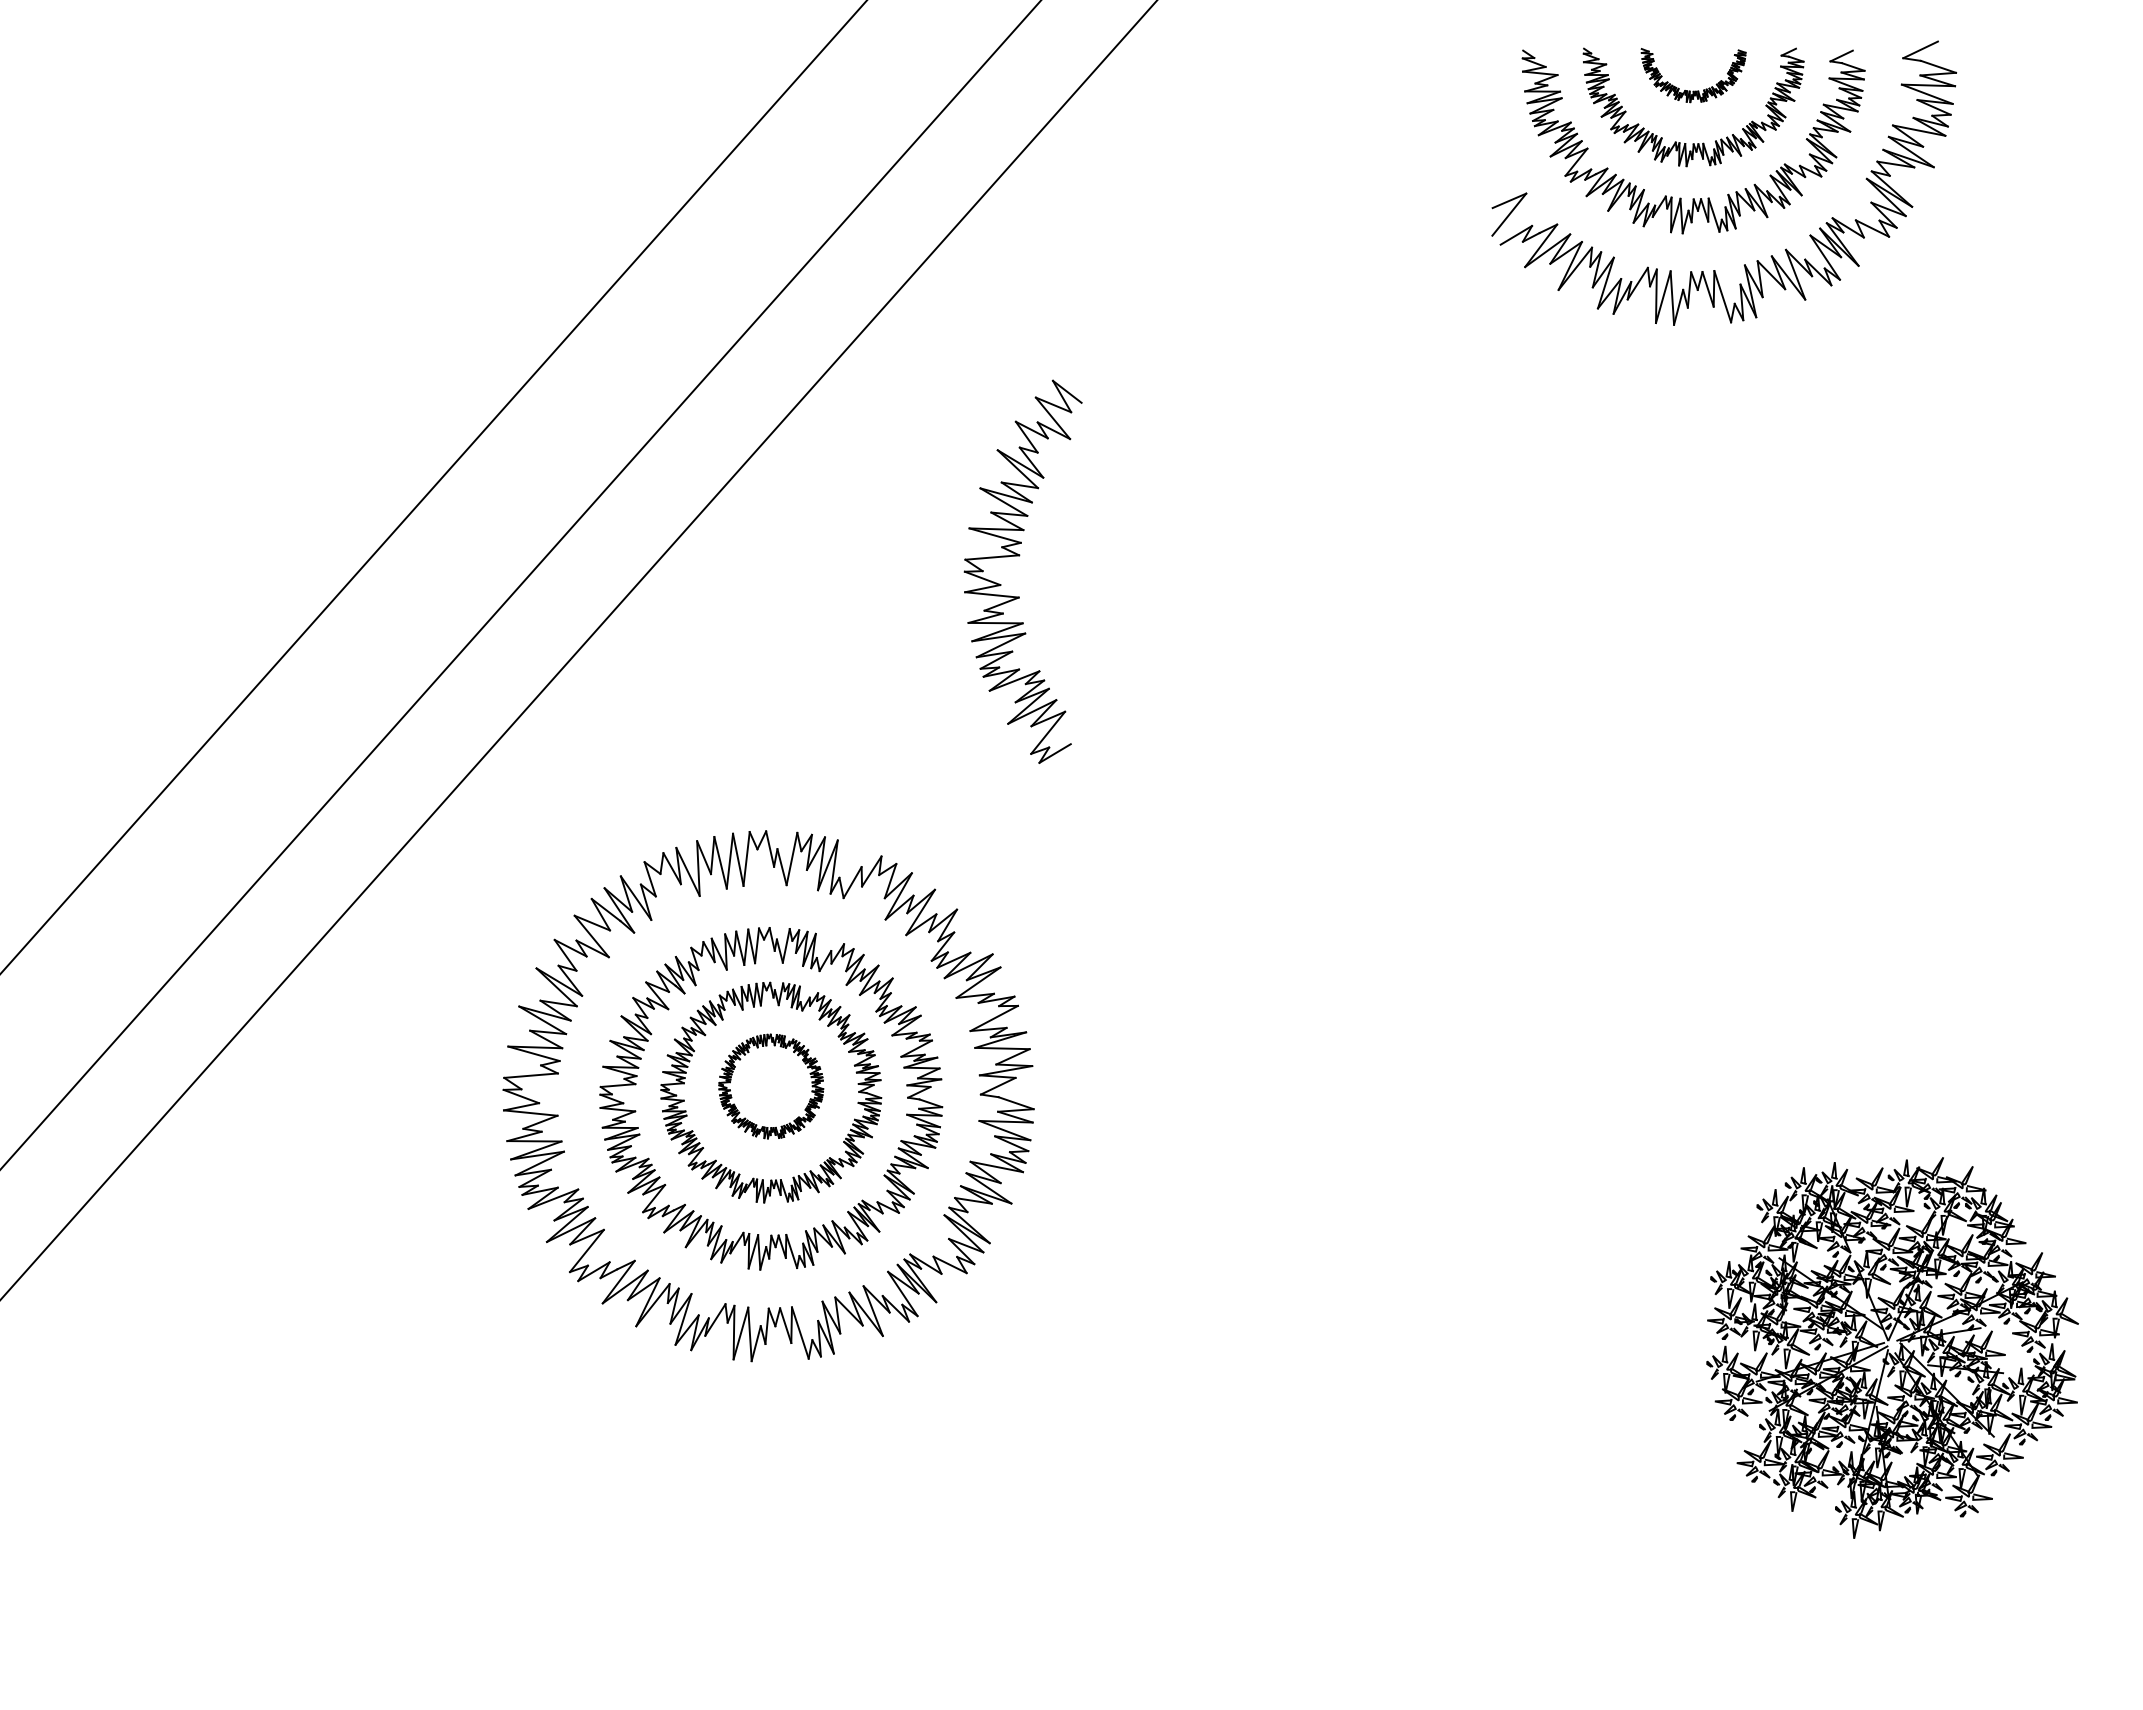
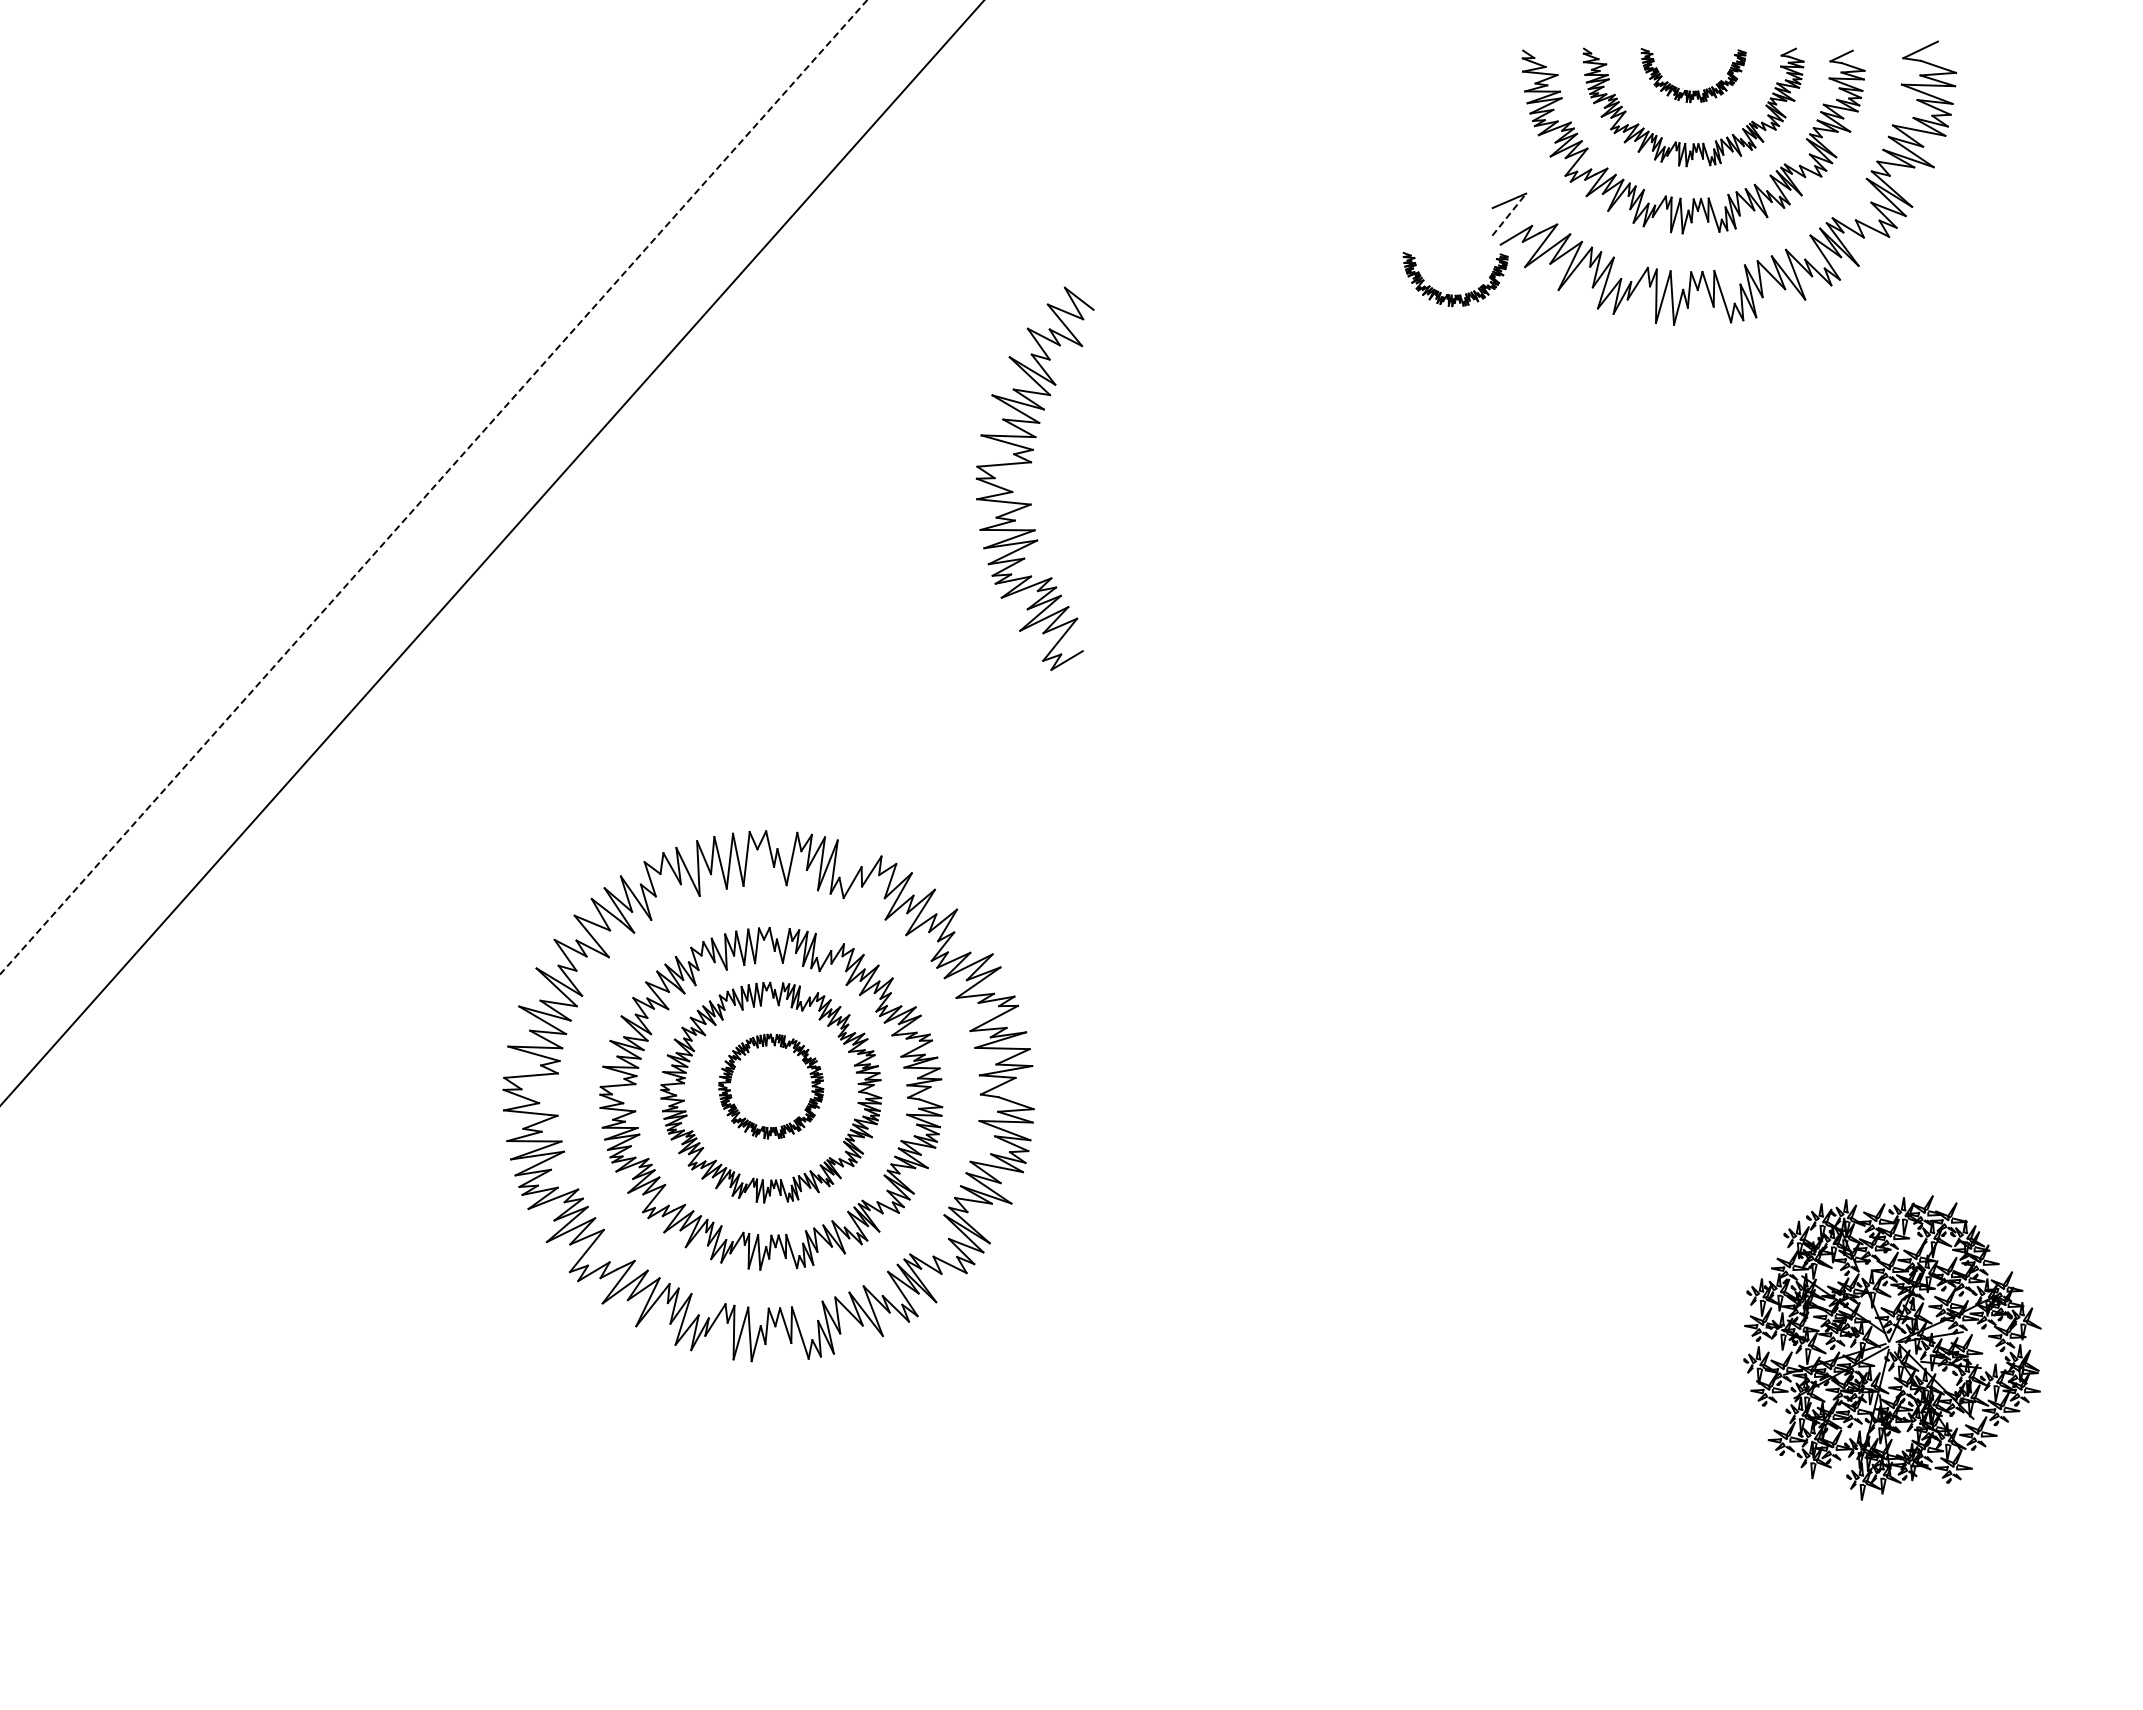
line: solid -> dashed (1509, 214)
part: none -> present (1455, 294)
line: solid -> dashed (433, 487)
part position: (1019, 556) -> (1031, 463) (1031, 463)
line position: (520, 584) -> (492, 552) (492, 552)
line: present -> none (578, 649)
part size: 373x382 px -> 299x306 px (1892, 1347)
